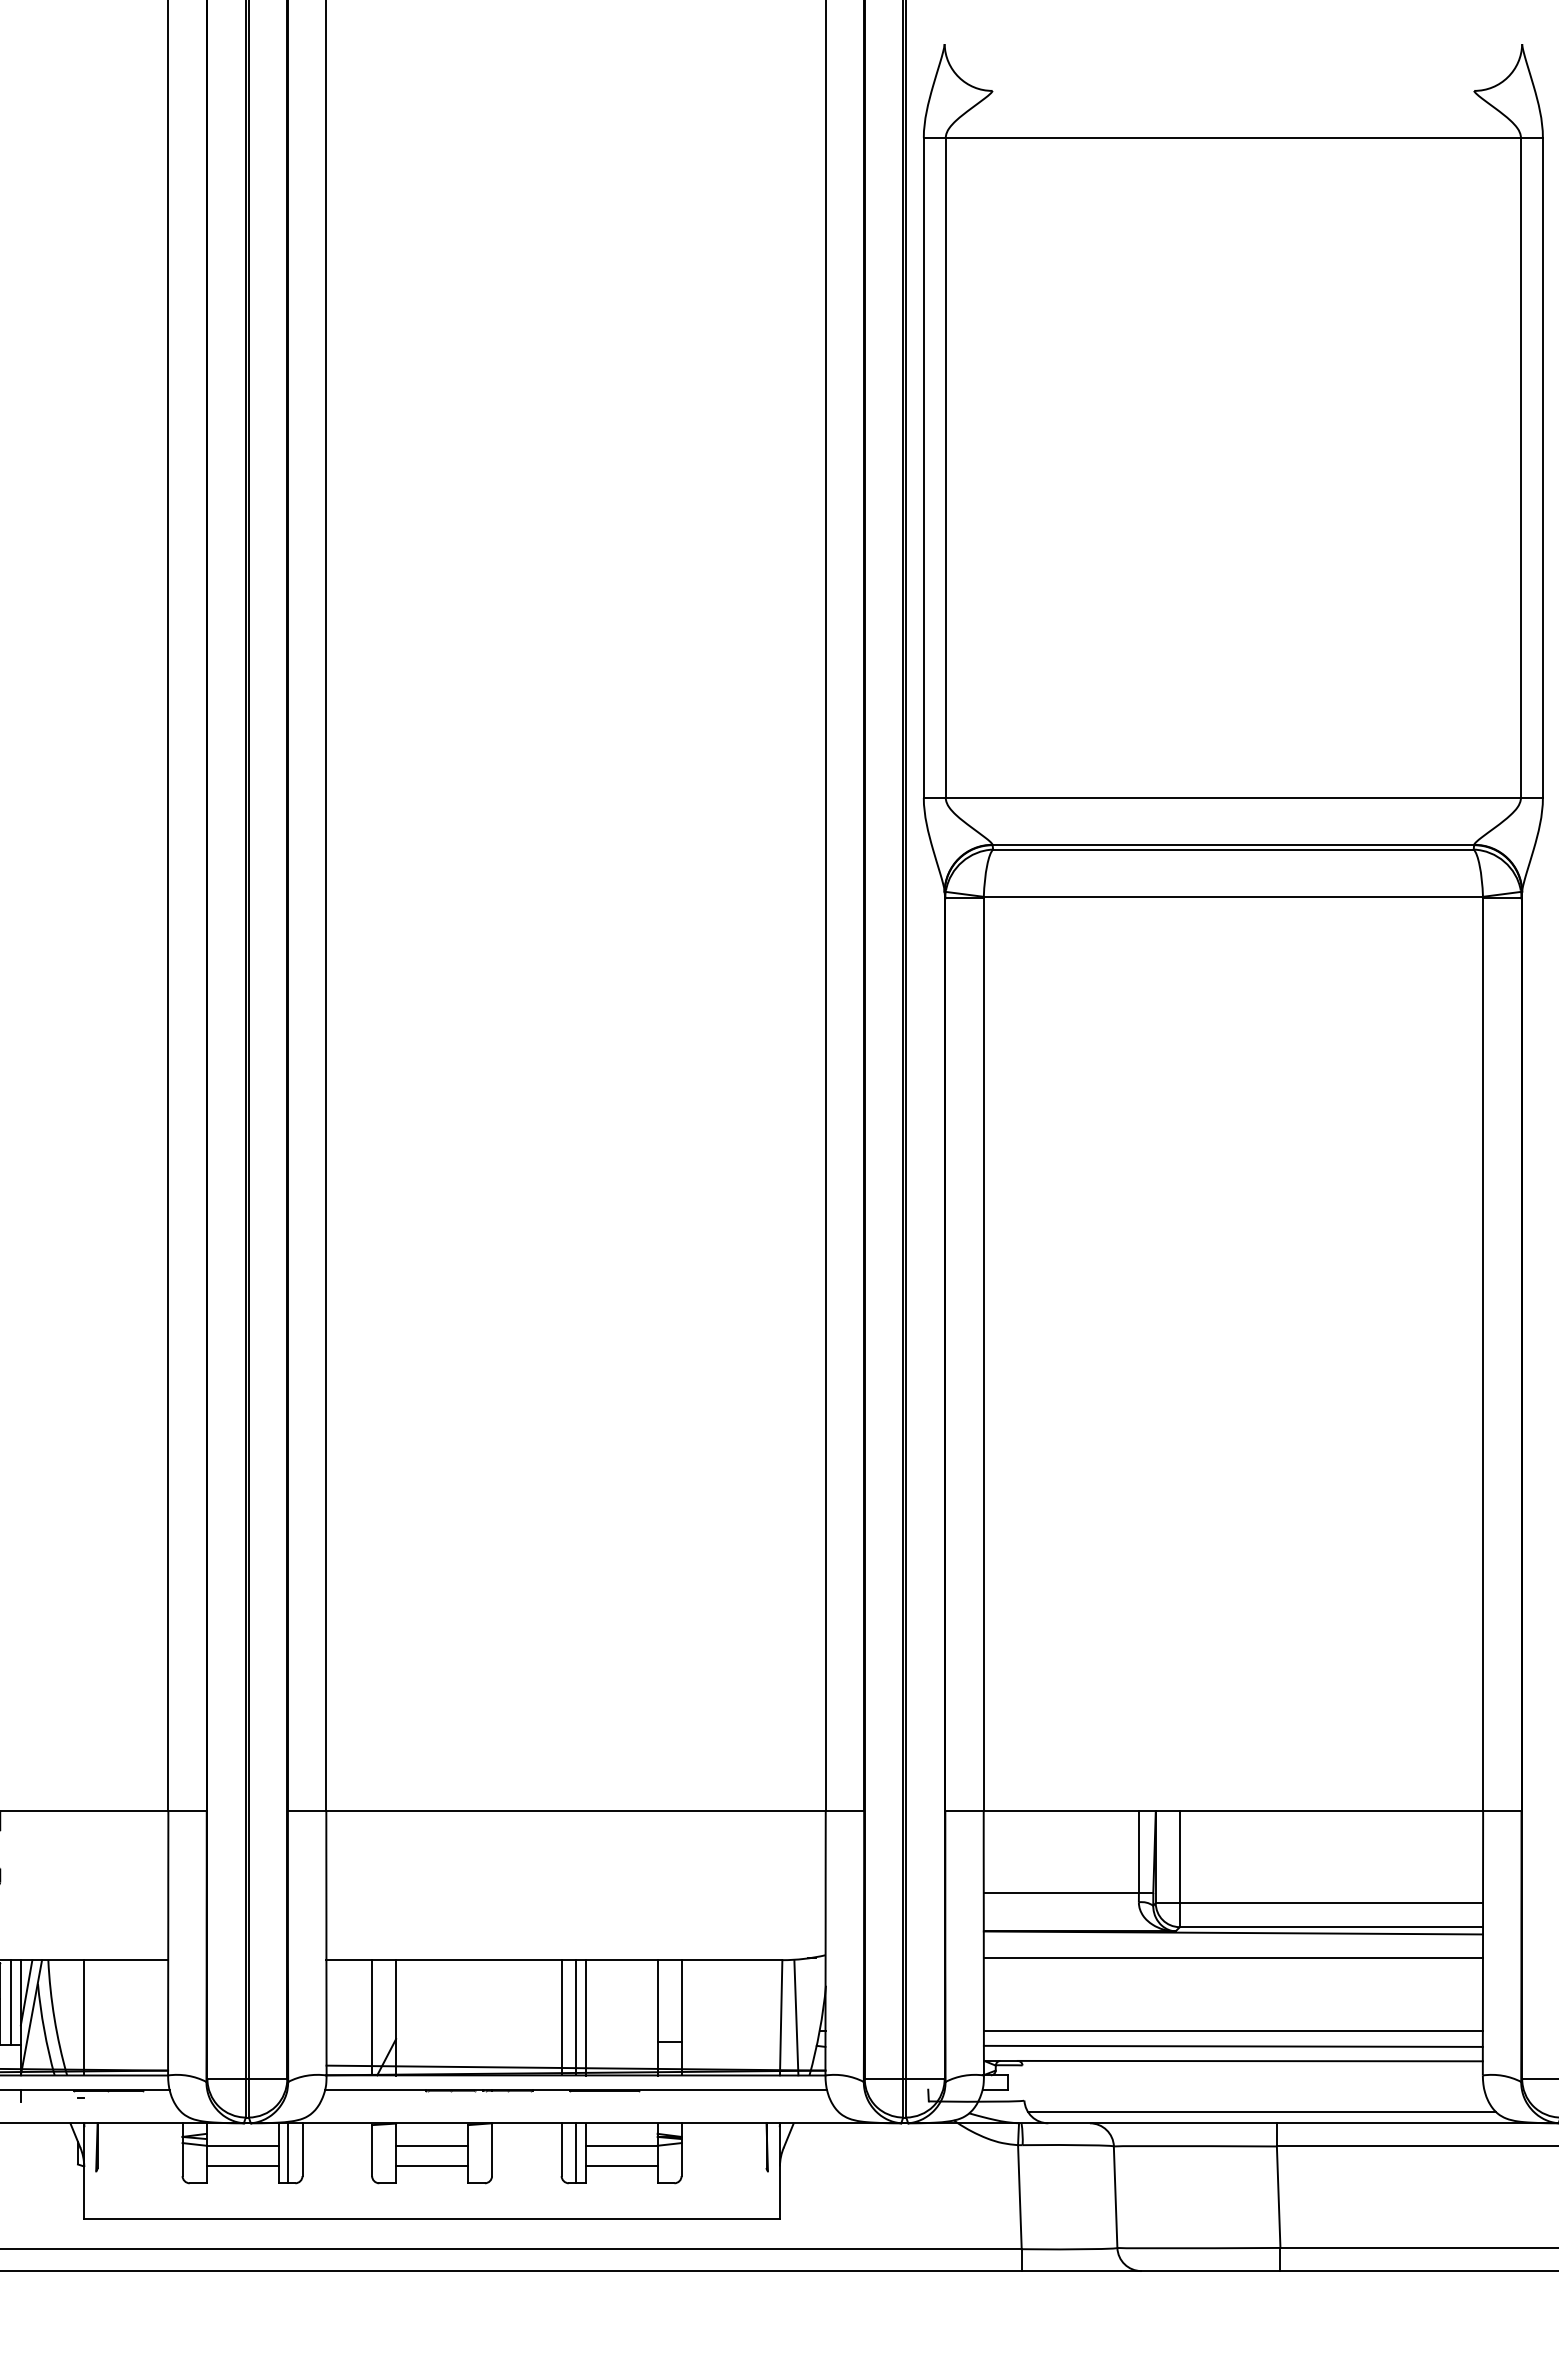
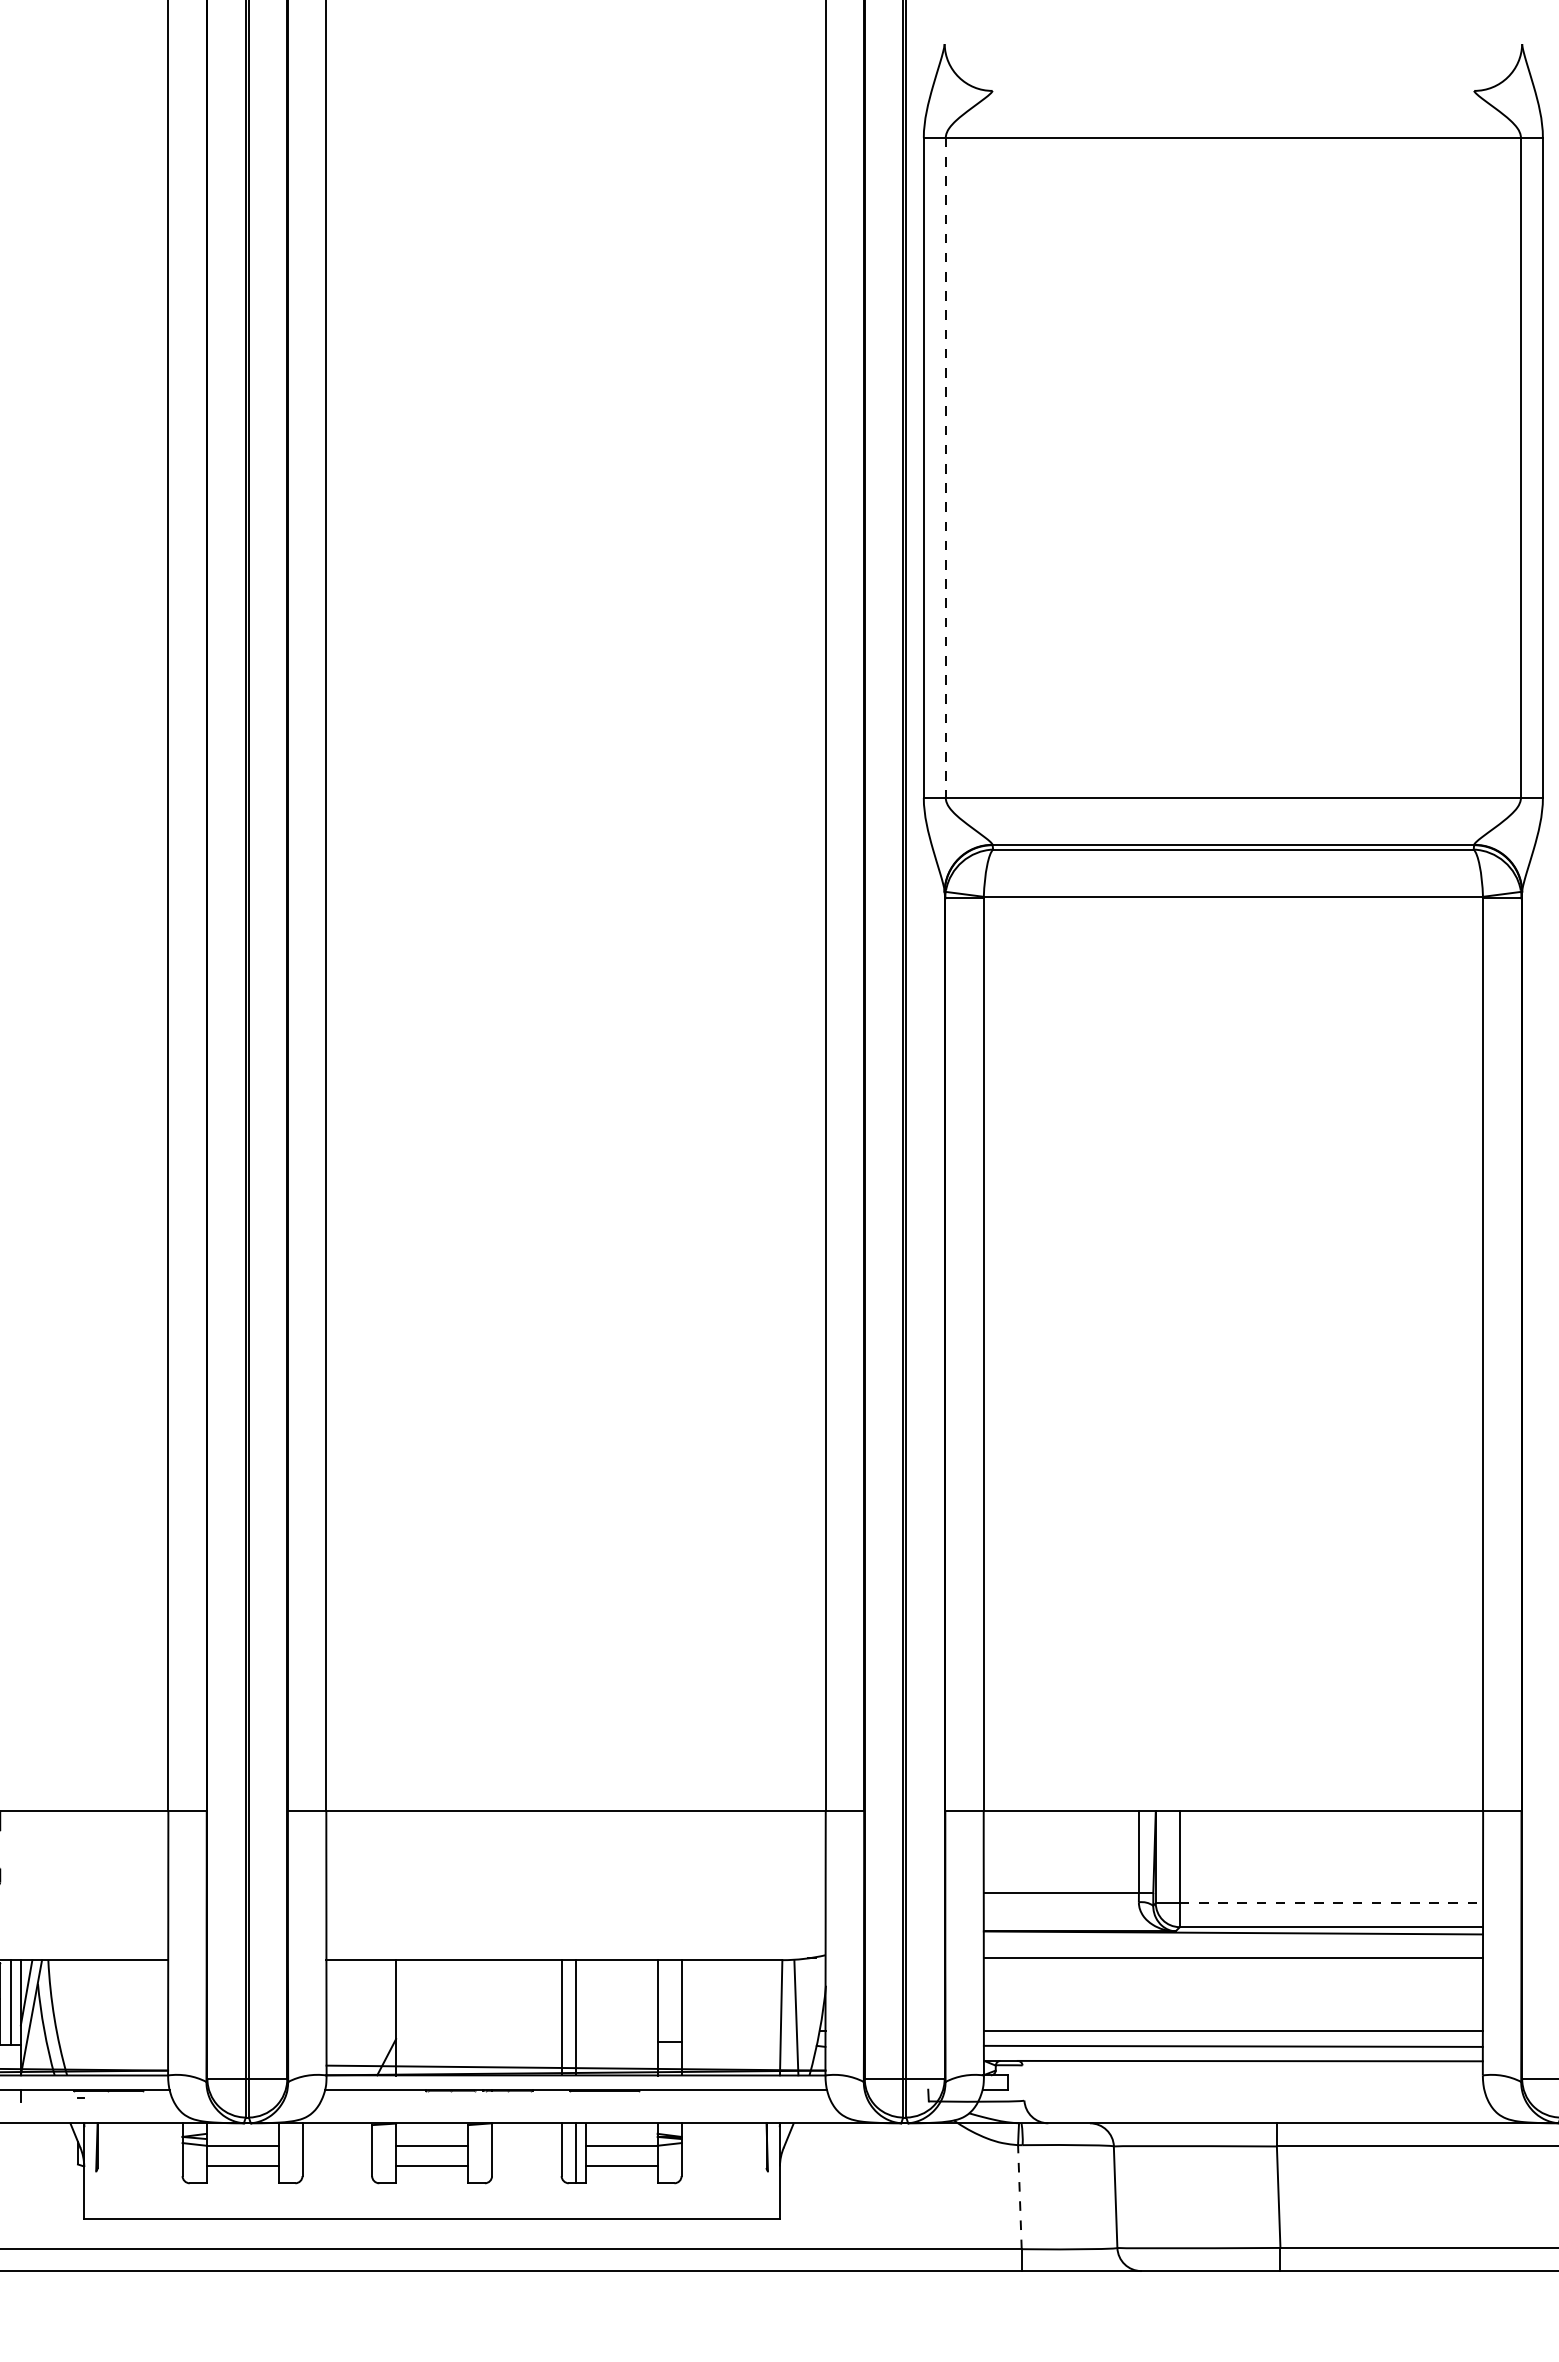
line: solid -> dashed (945, 468)
line: solid -> dashed (1331, 1903)
line: present -> none (84, 2017)
line: present -> none (372, 2017)
line: present -> none (585, 2017)
line: present -> none (1261, 2111)
line: present -> none (288, 2153)
line: solid -> dashed (1019, 2196)
